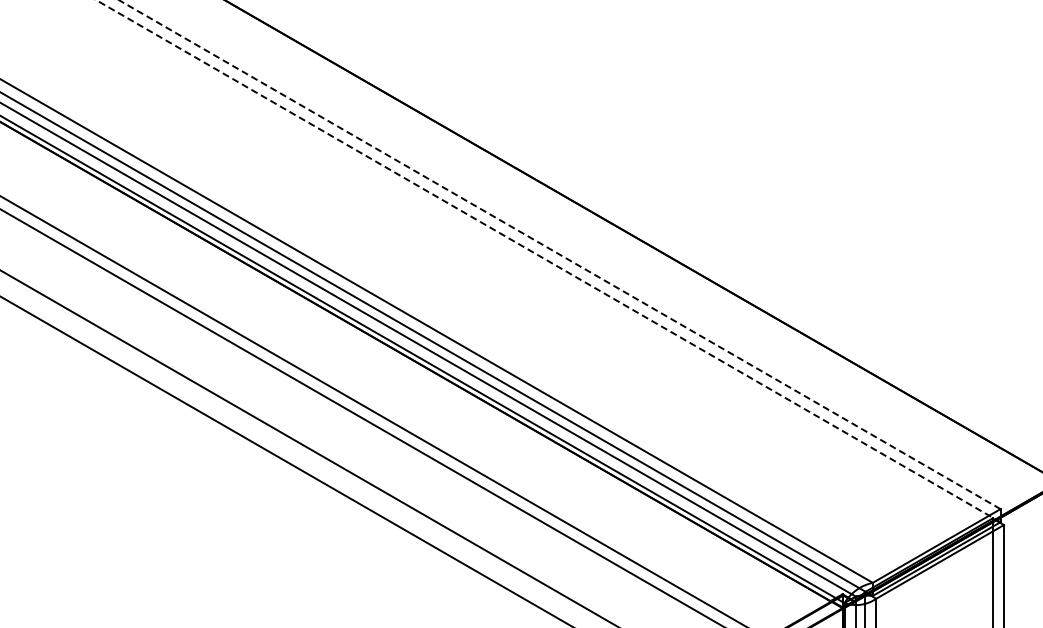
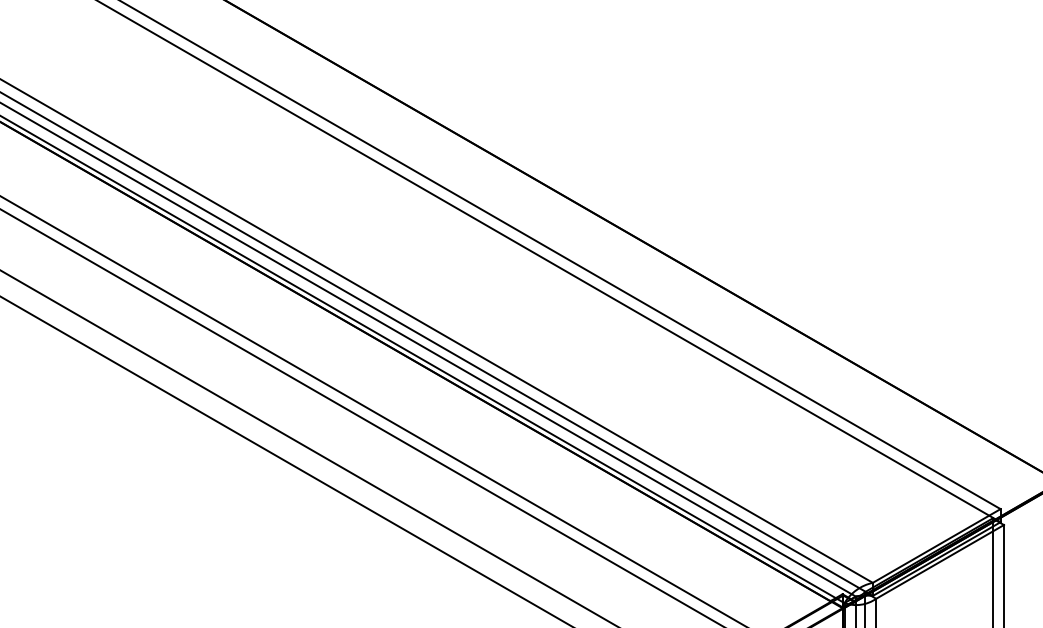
line: dashed -> solid (559, 254)
line: dashed -> solid (548, 261)
